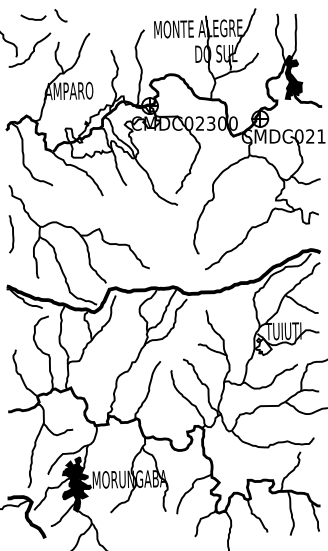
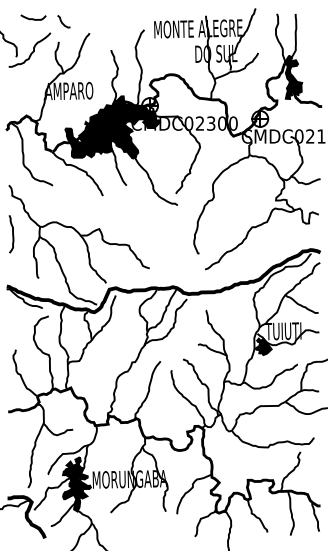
curve position: (59, 15) -> (62, 21) (62, 21)
fill: none -> present (112, 127)
fill: none -> present (263, 346)
